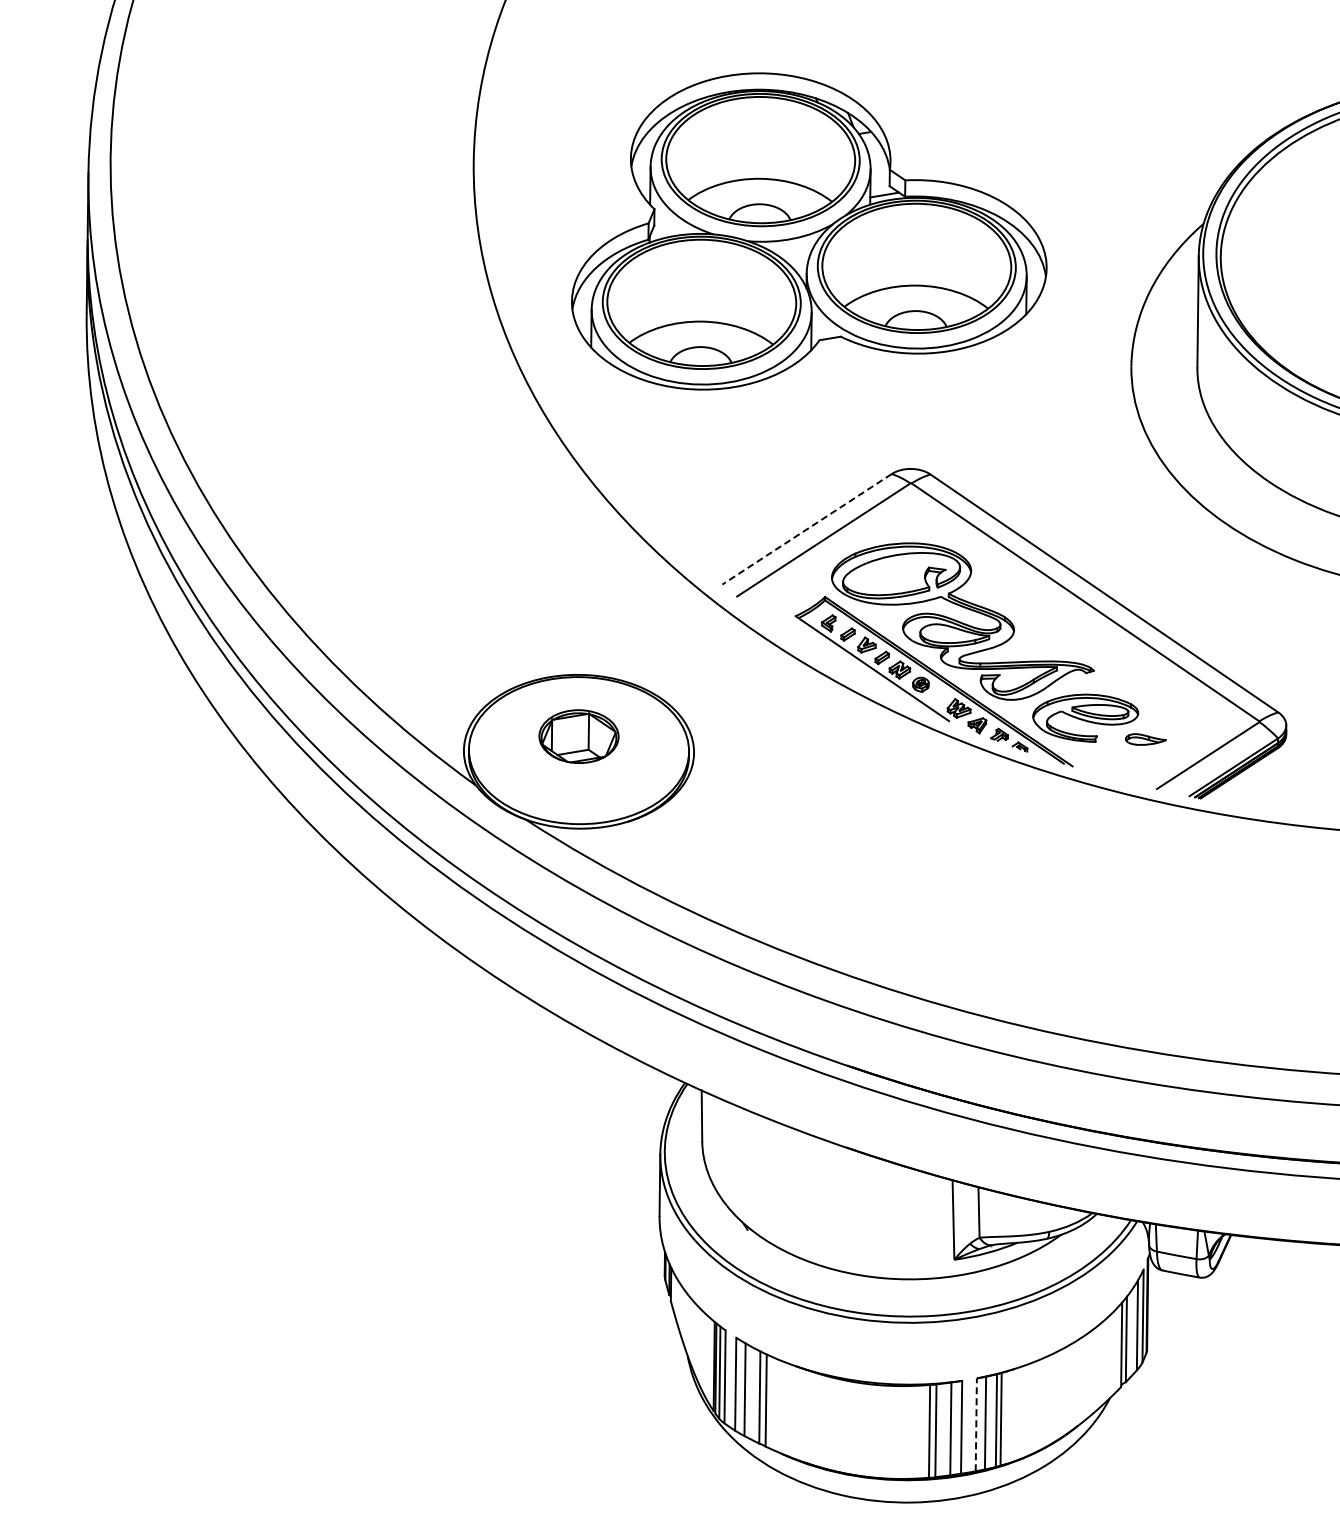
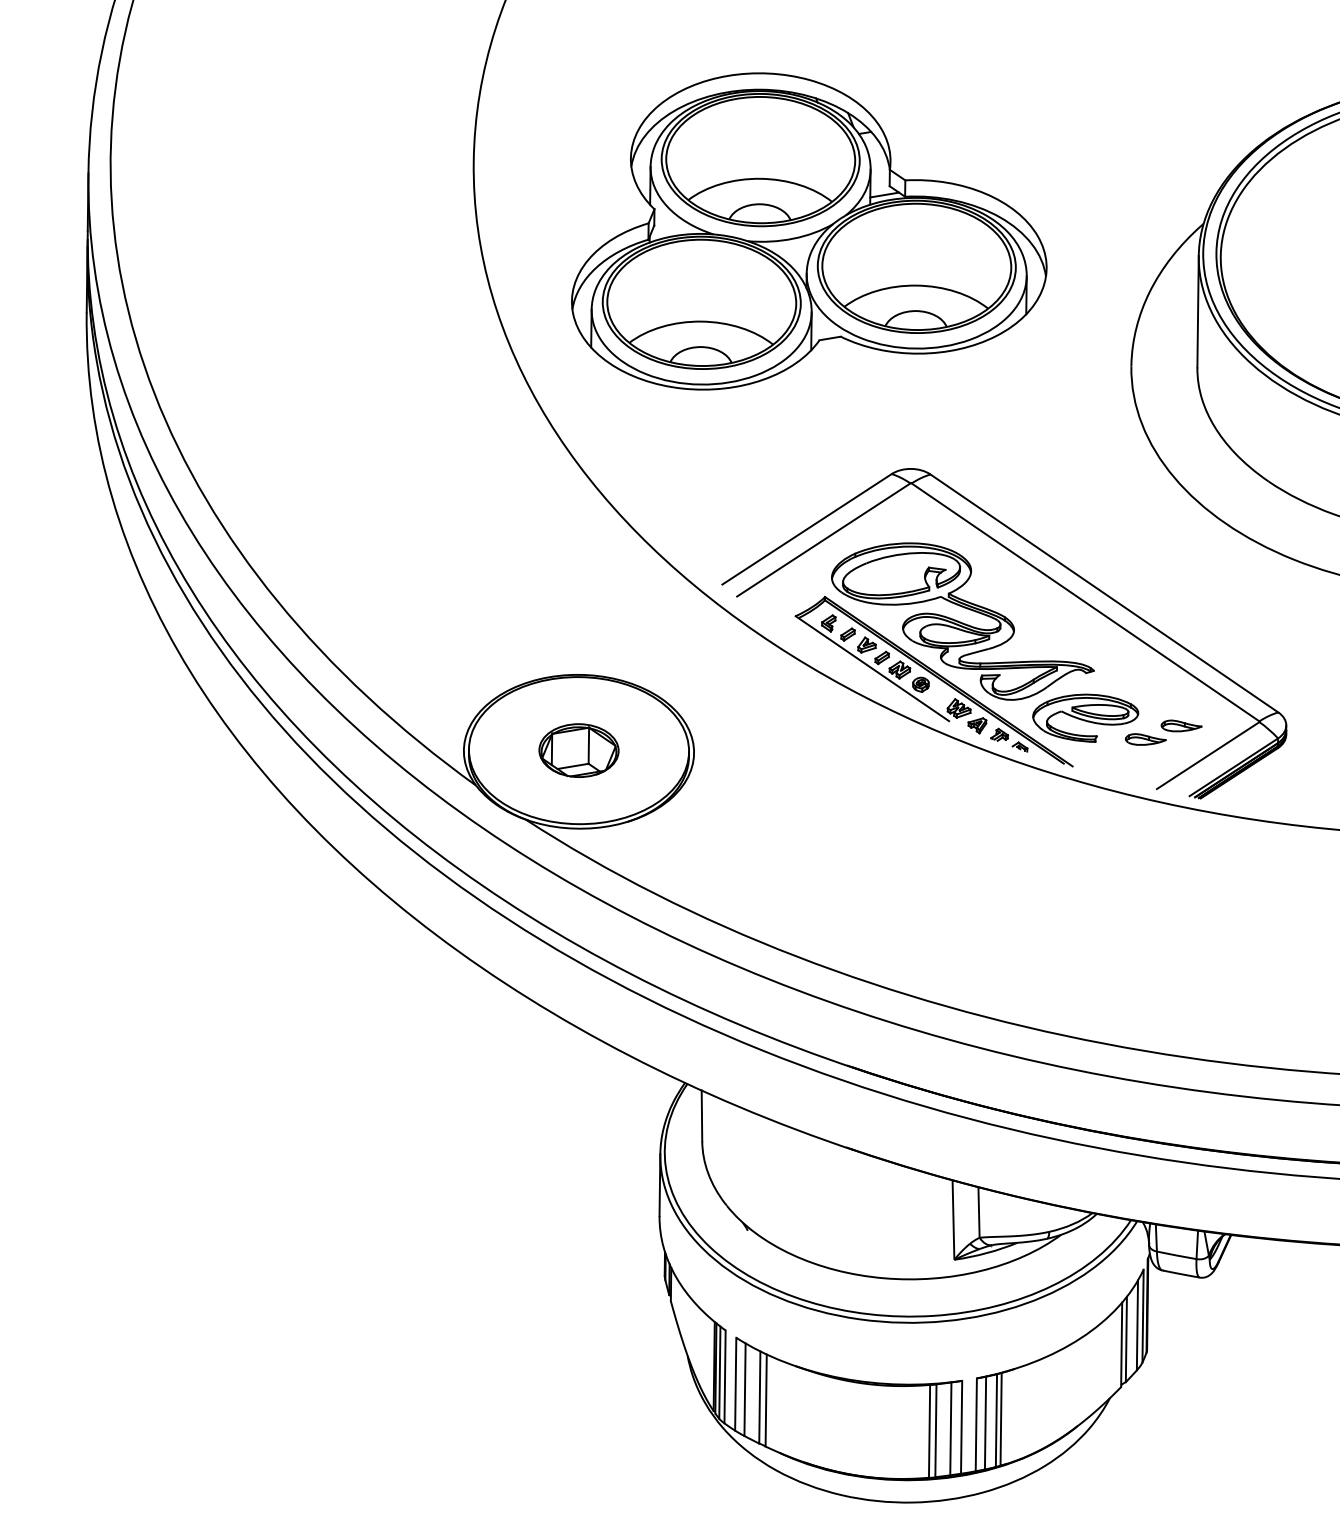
line: dashed -> solid (806, 529)
part: none -> present (1181, 725)
part position: (578, 736) -> (578, 750) (578, 750)
line: dashed -> solid (976, 1424)
